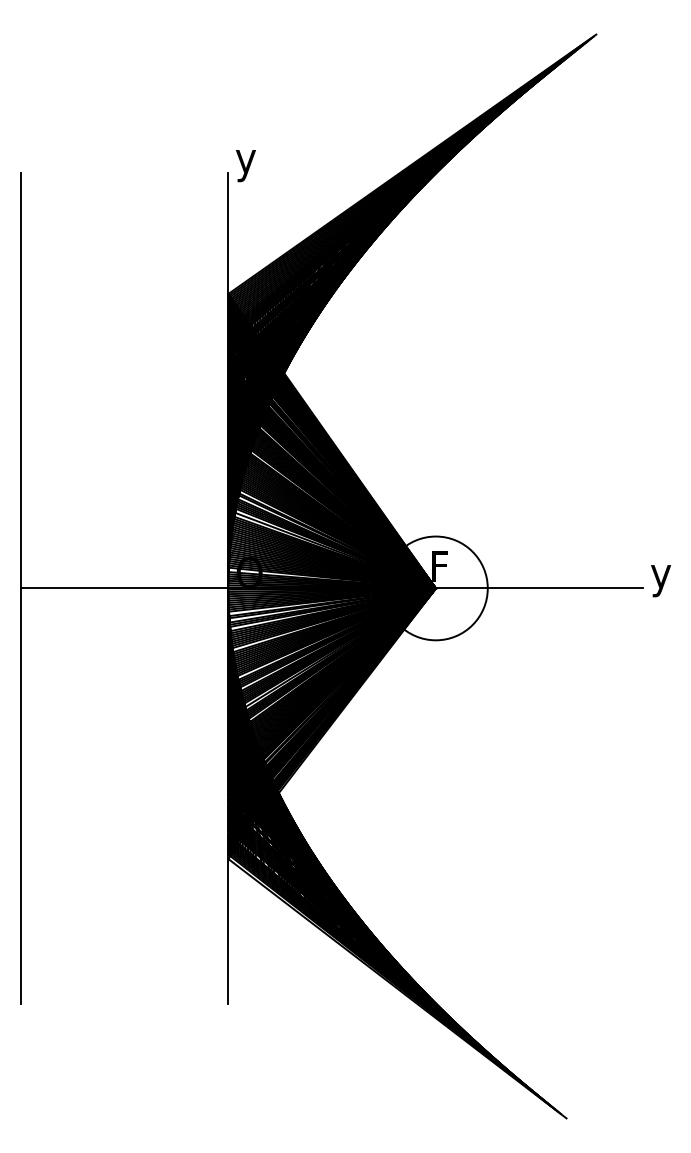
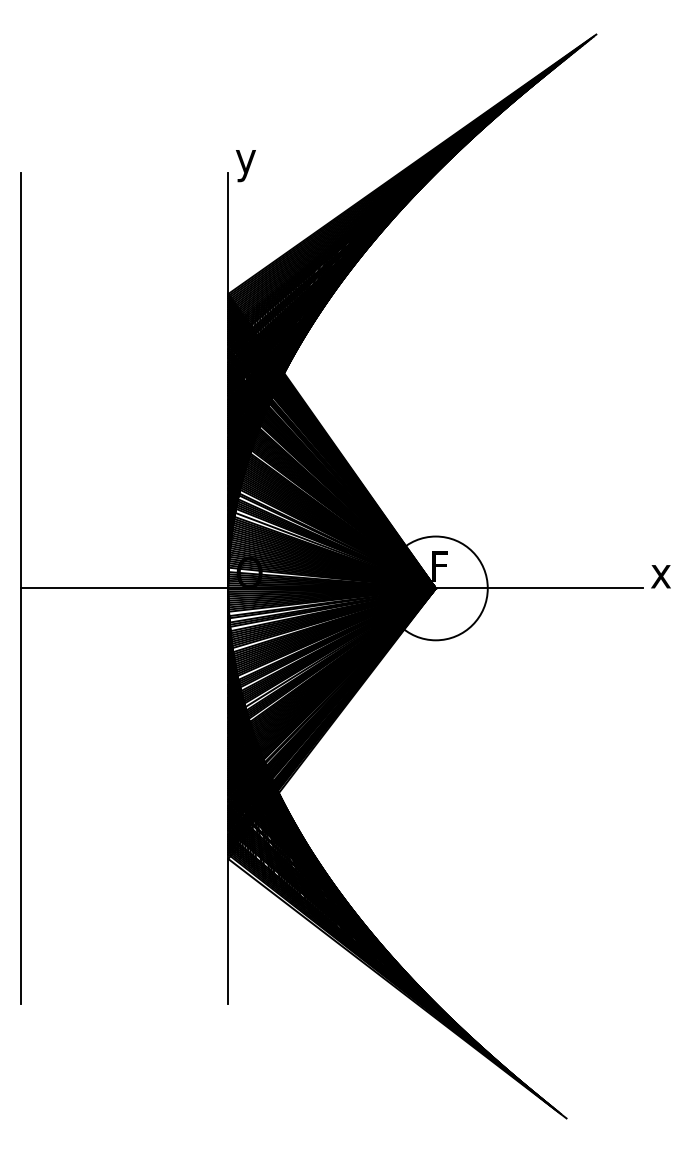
text: y -> x (661, 581)
